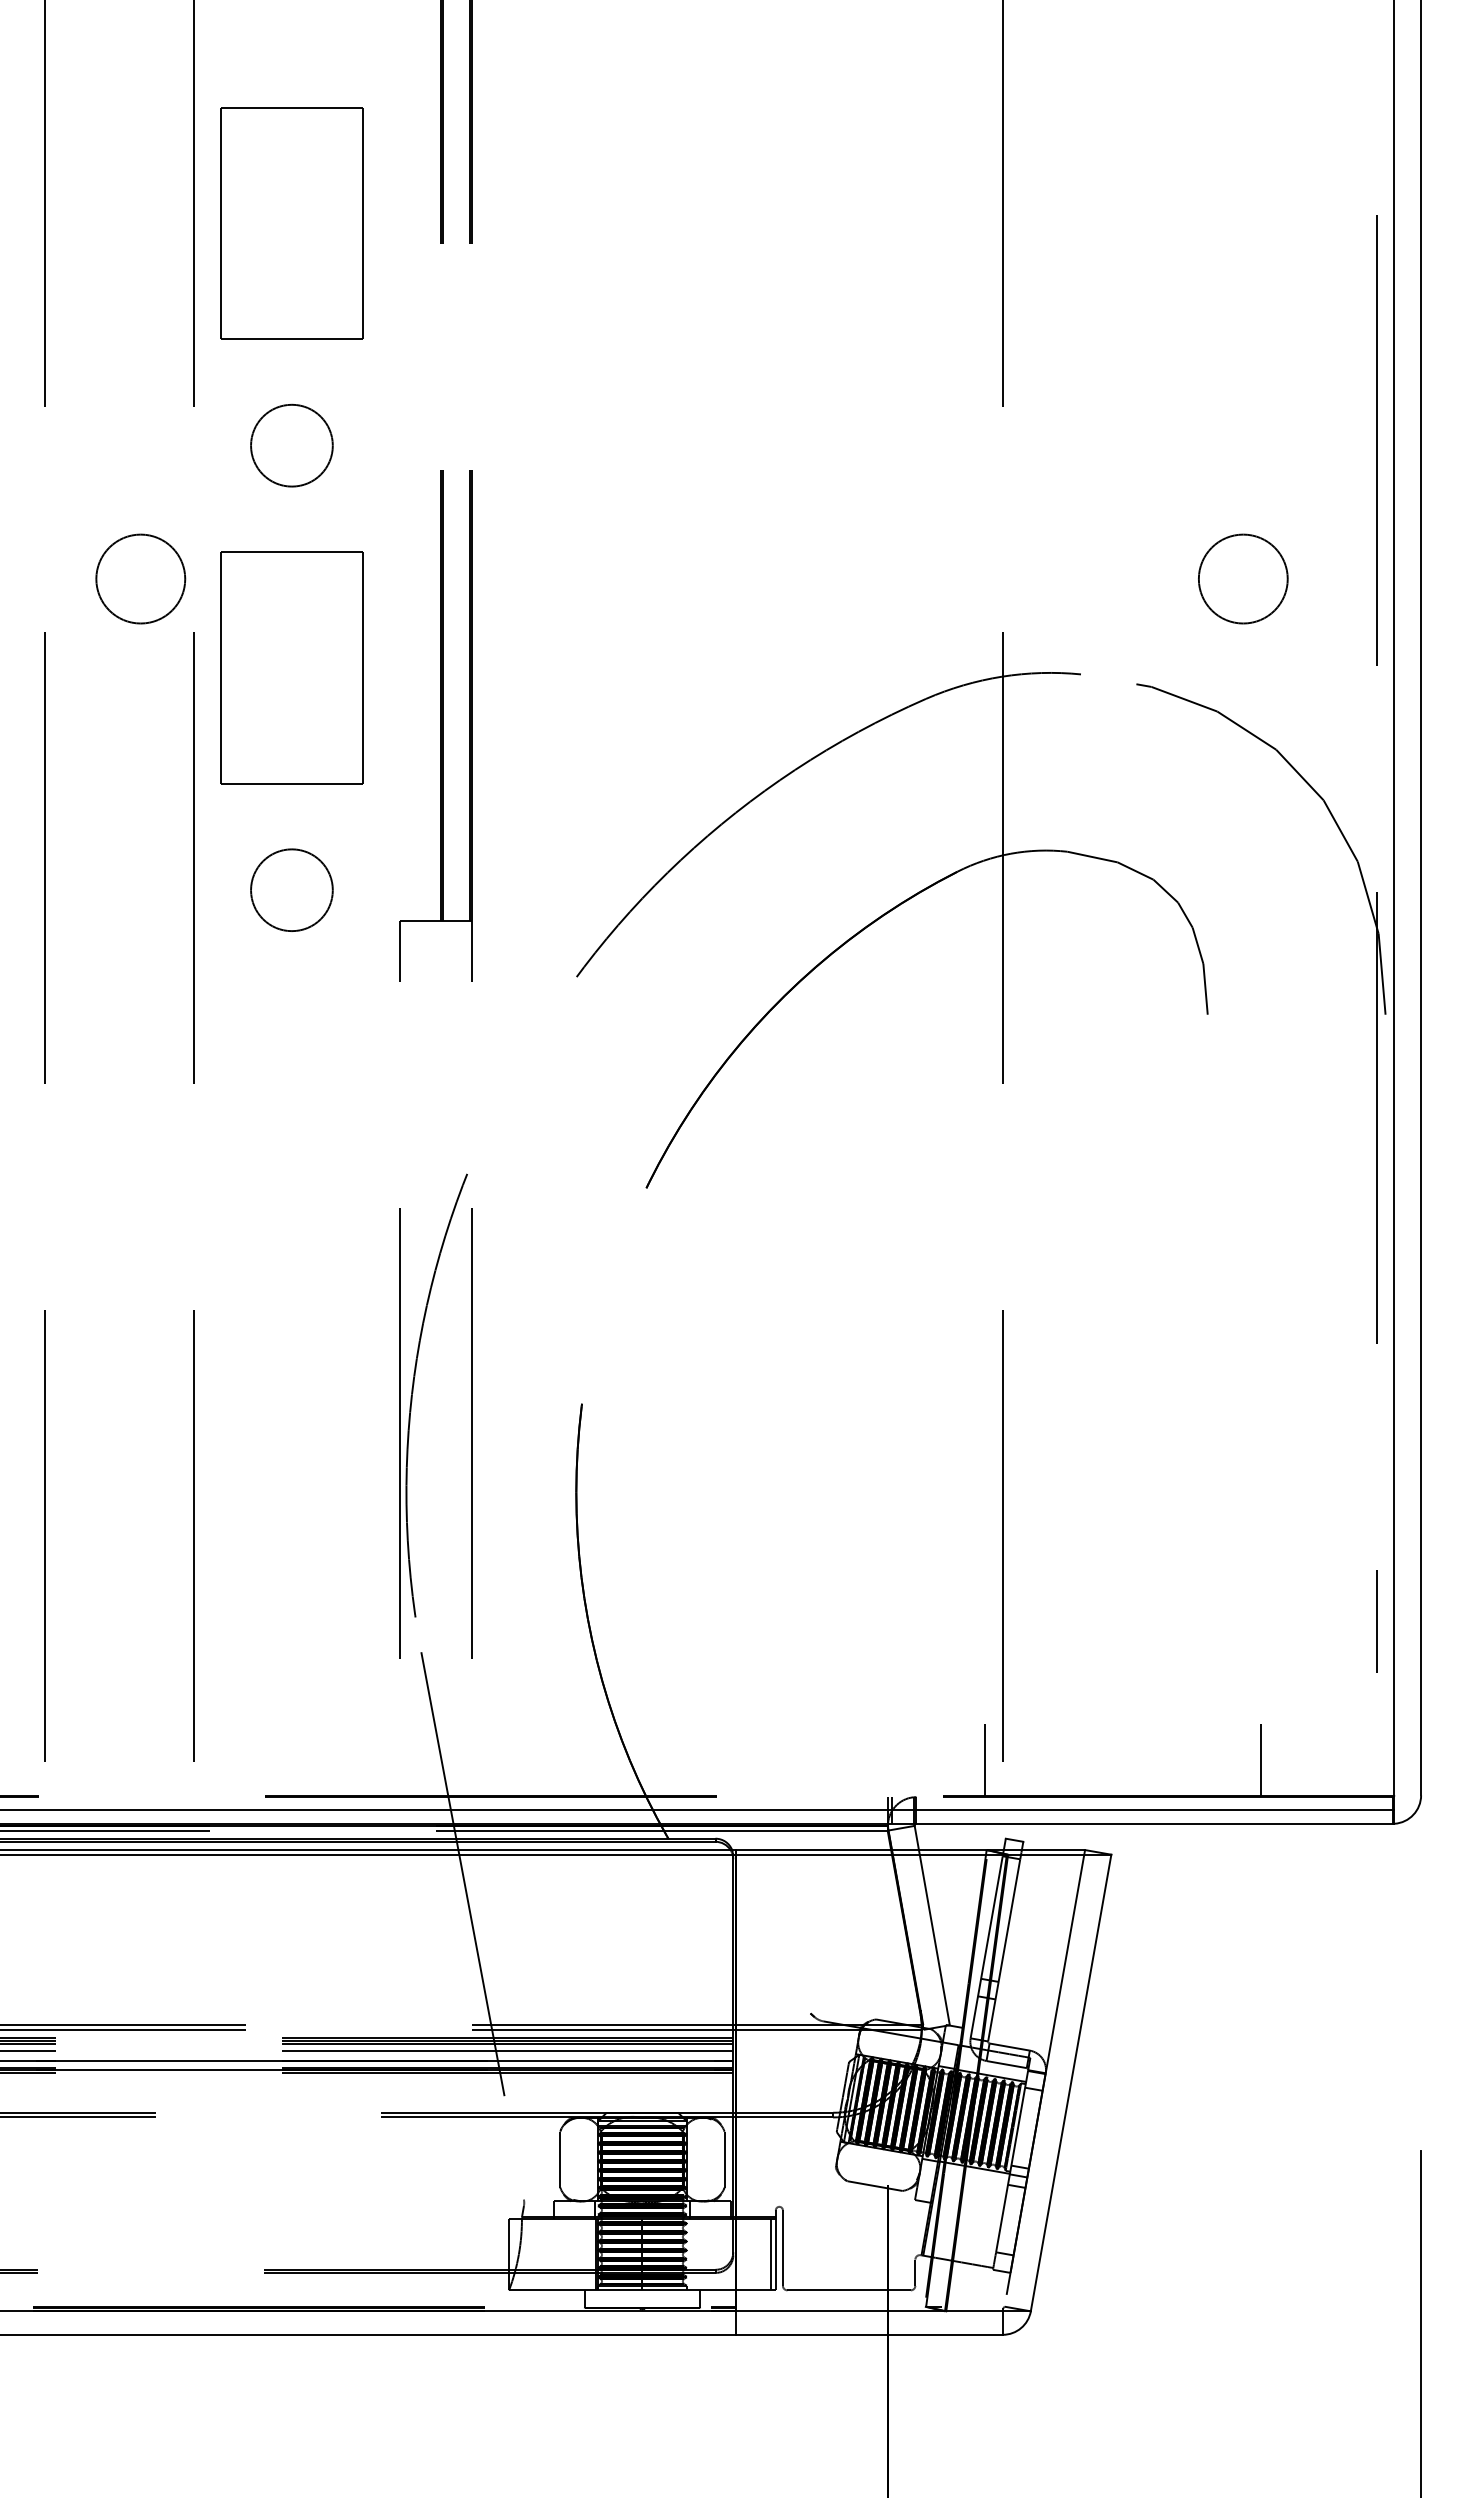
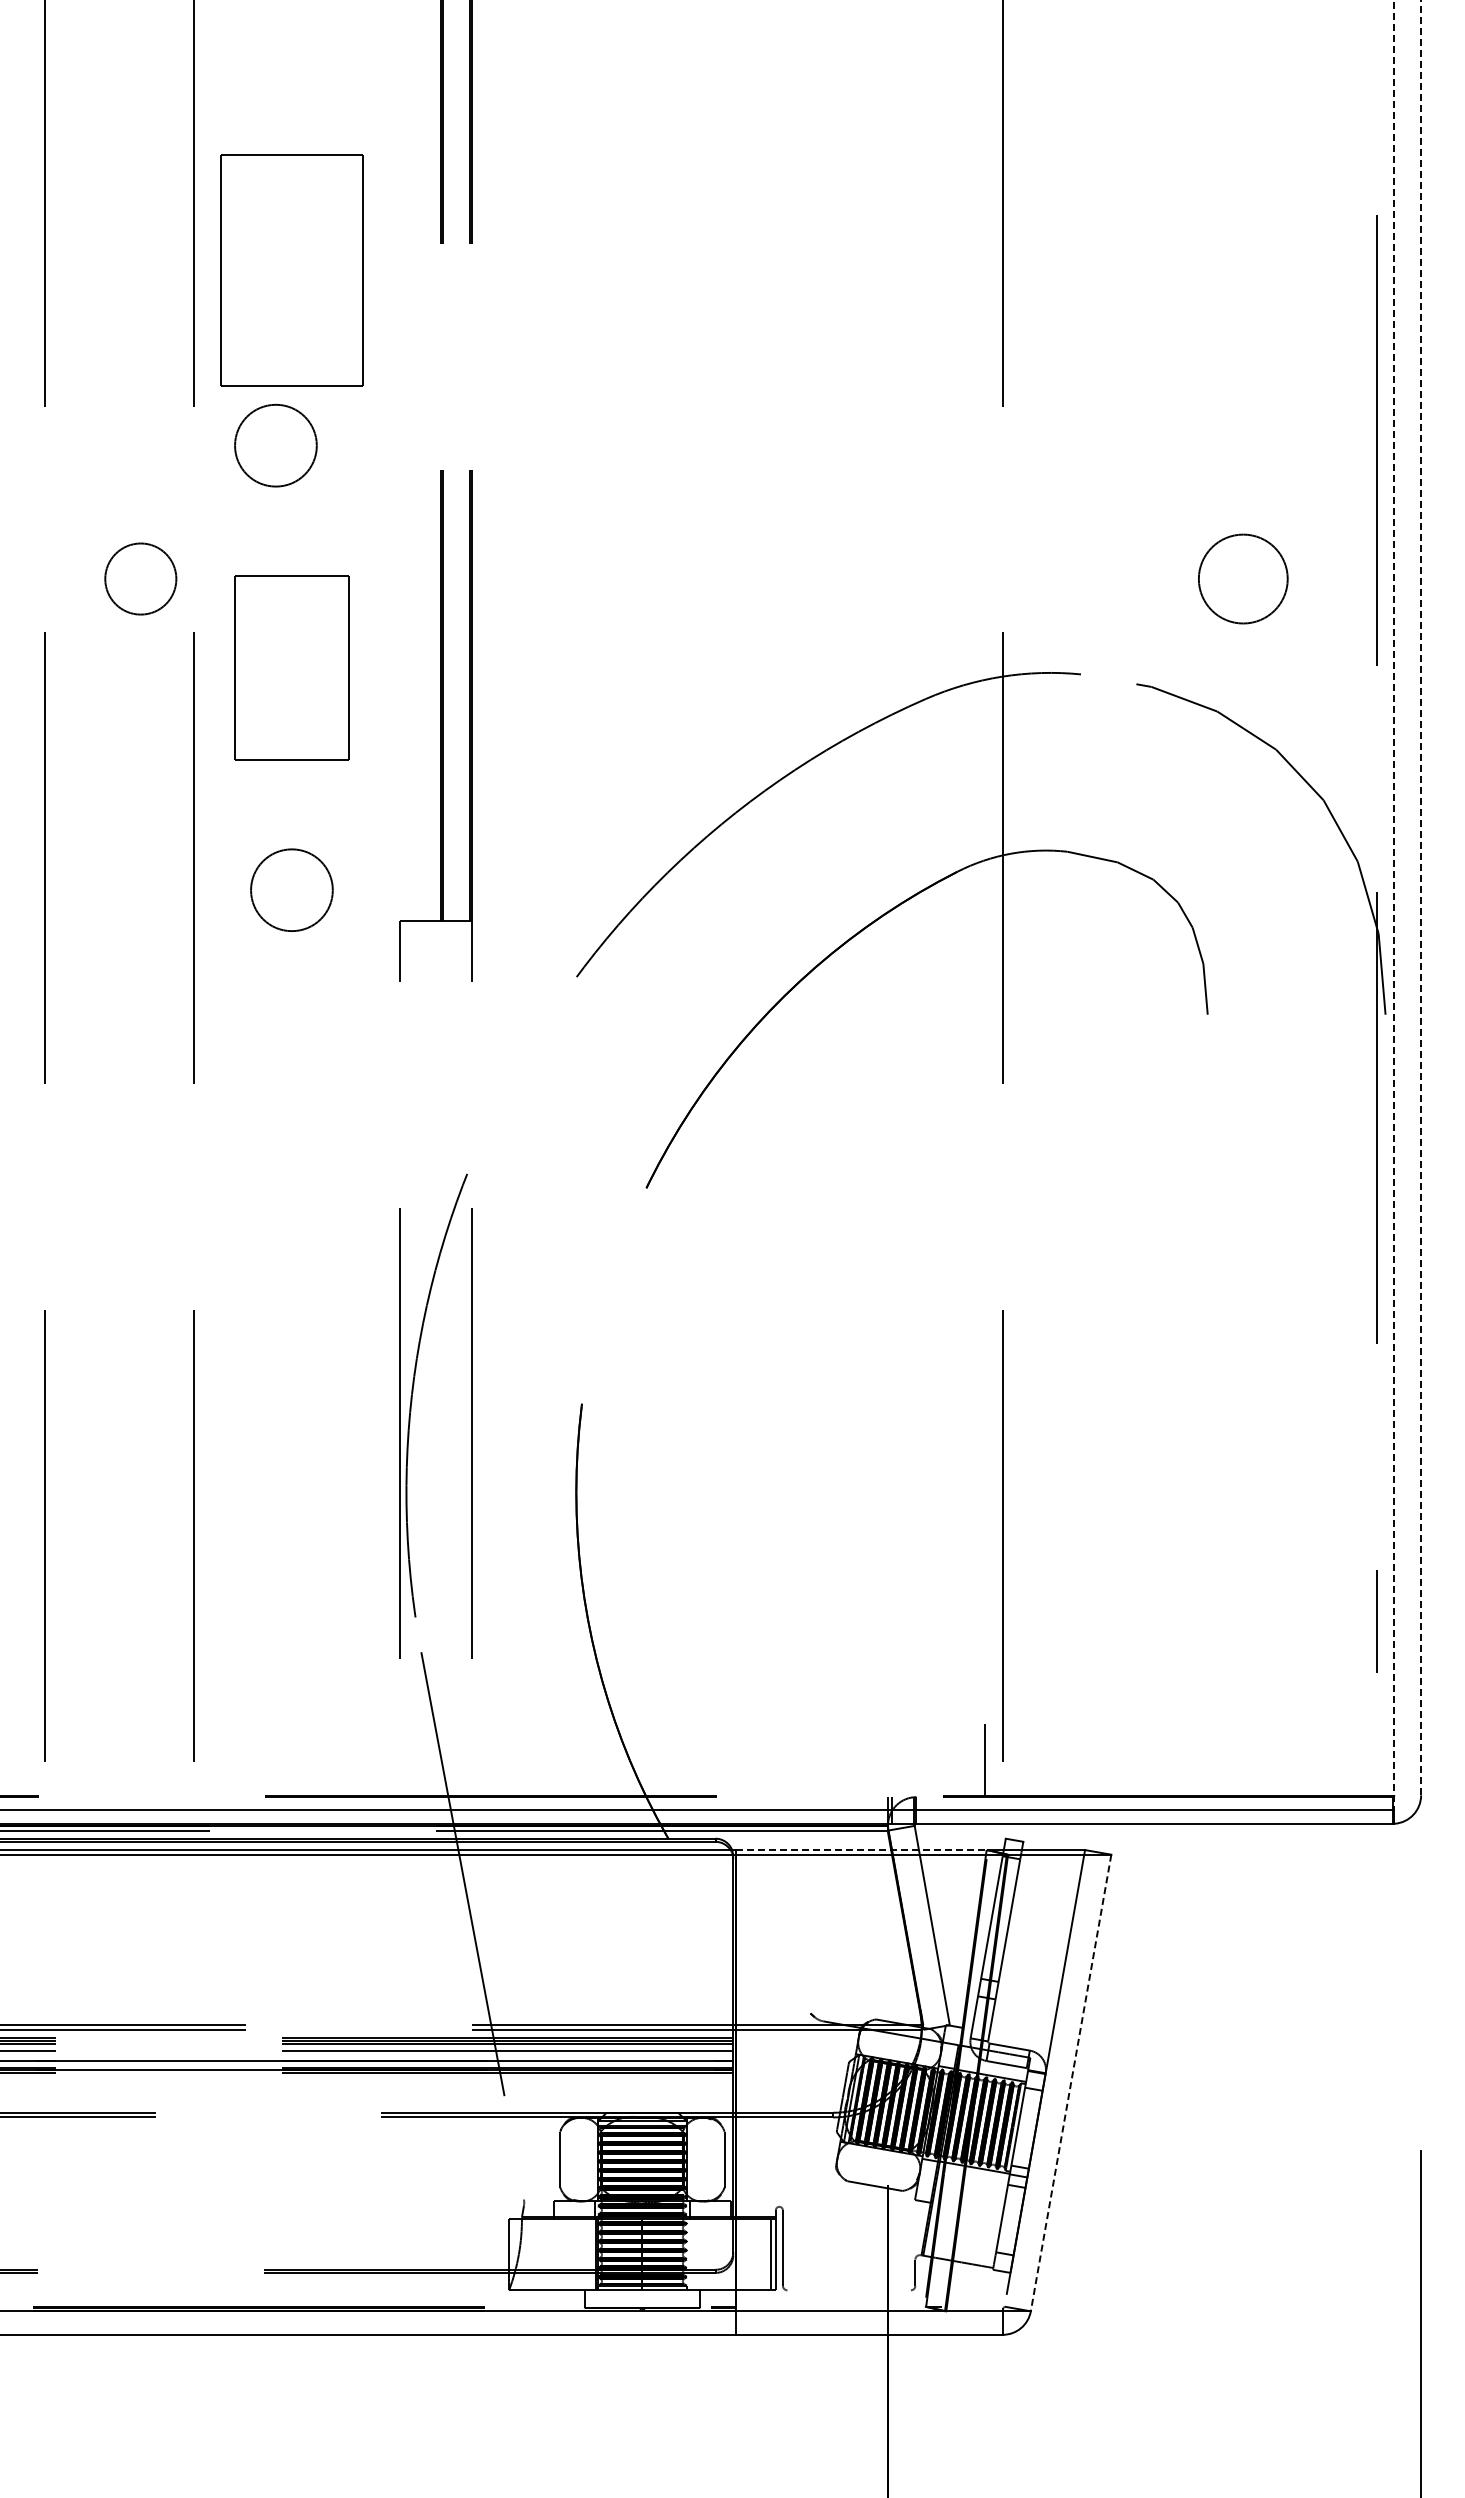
part position: (291, 223) -> (291, 270) (291, 270)
circle position: (291, 445) -> (275, 445) (275, 445)
circle size: 92x92 px -> 74x74 px (140, 578)
part size: 144x234 px -> 116x186 px (291, 667)
line: solid -> dashed (1421, 897)
line: solid -> dashed (1394, 905)
line: present -> none (1261, 1760)
line: solid -> dashed (861, 1850)
line: solid -> dashed (1071, 2083)
line: present -> none (848, 2290)
